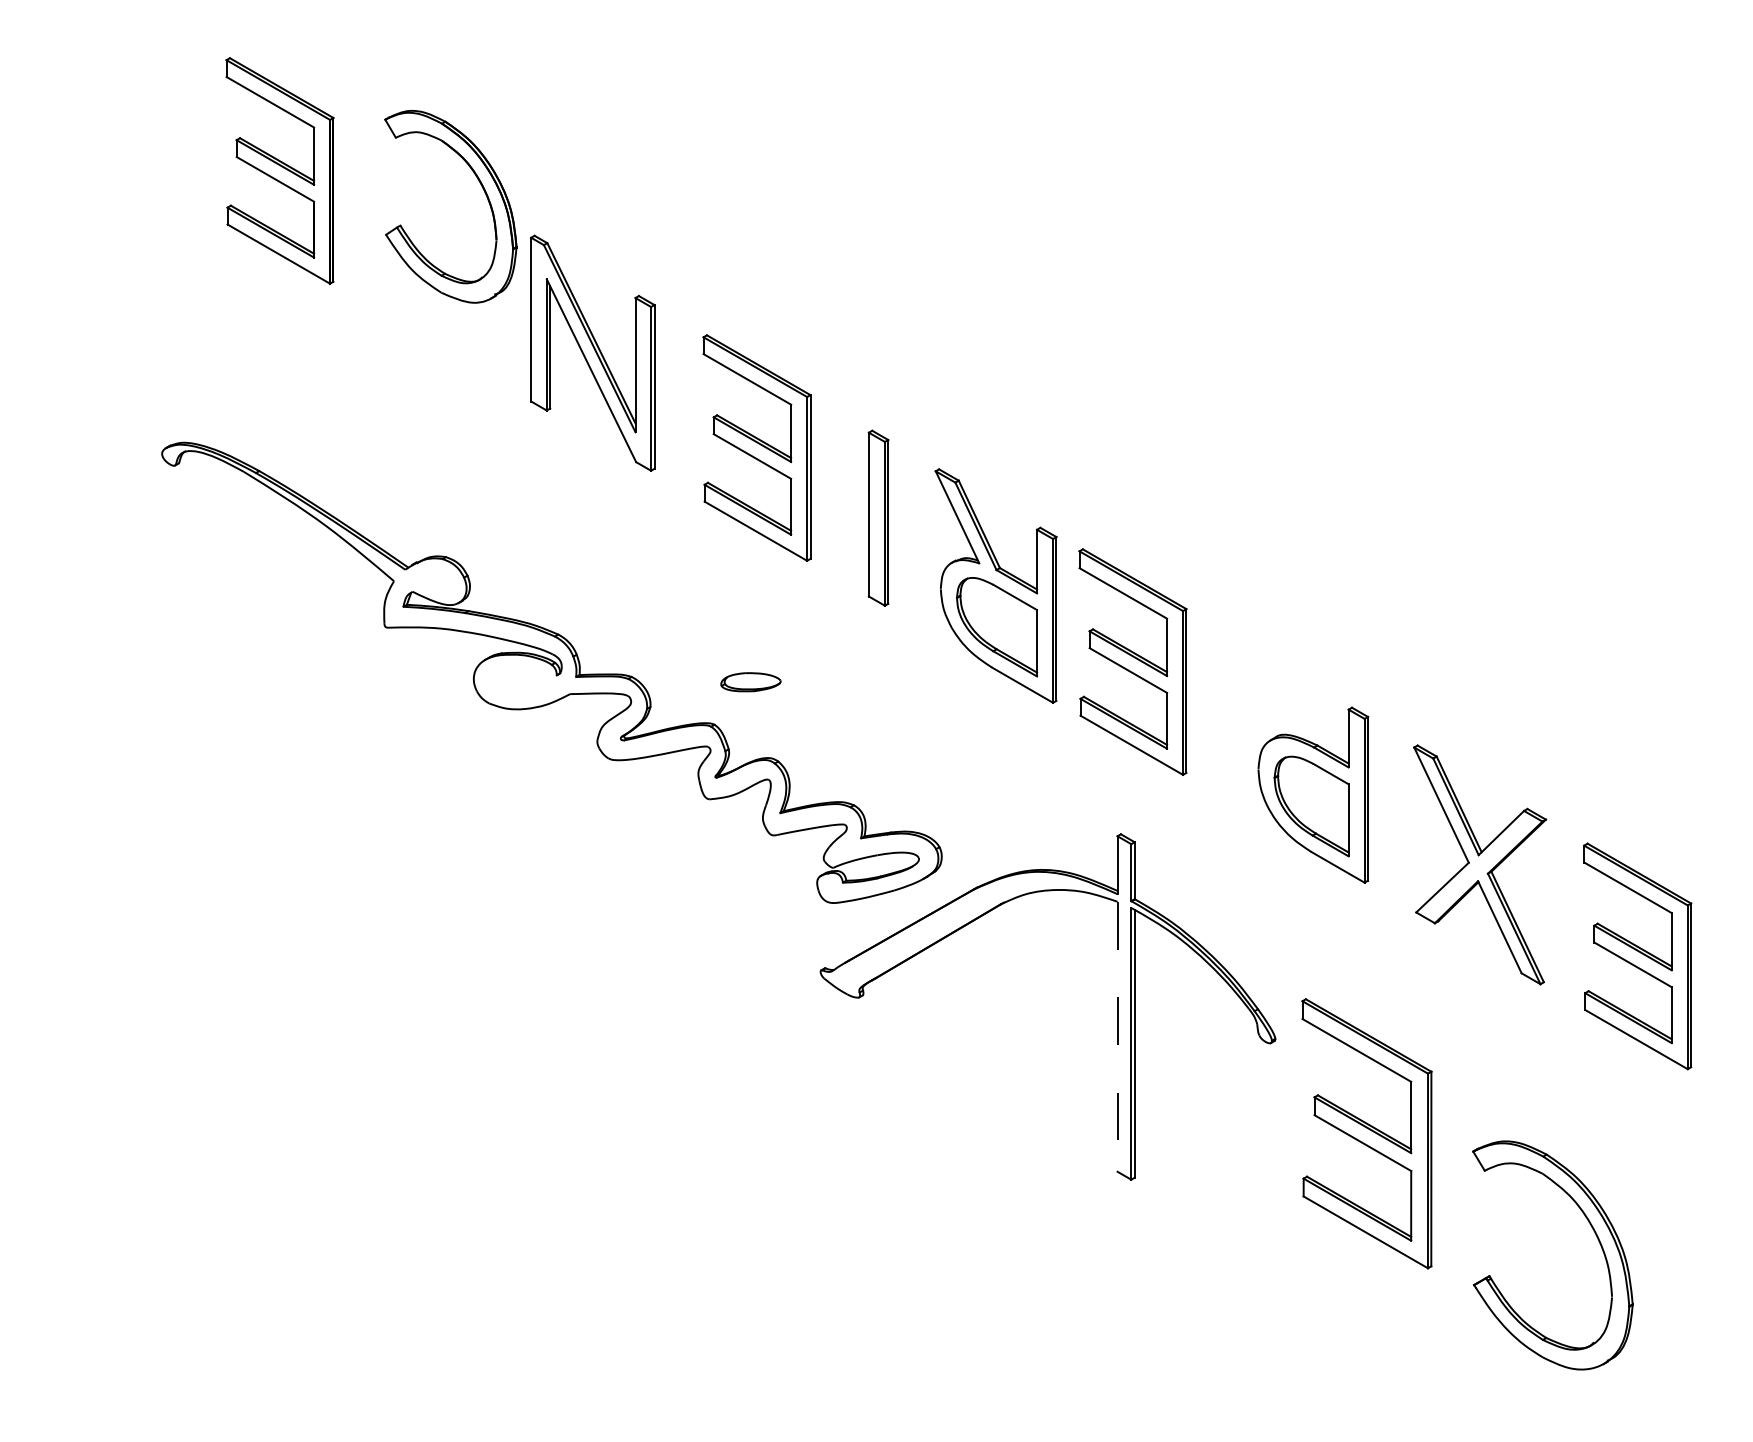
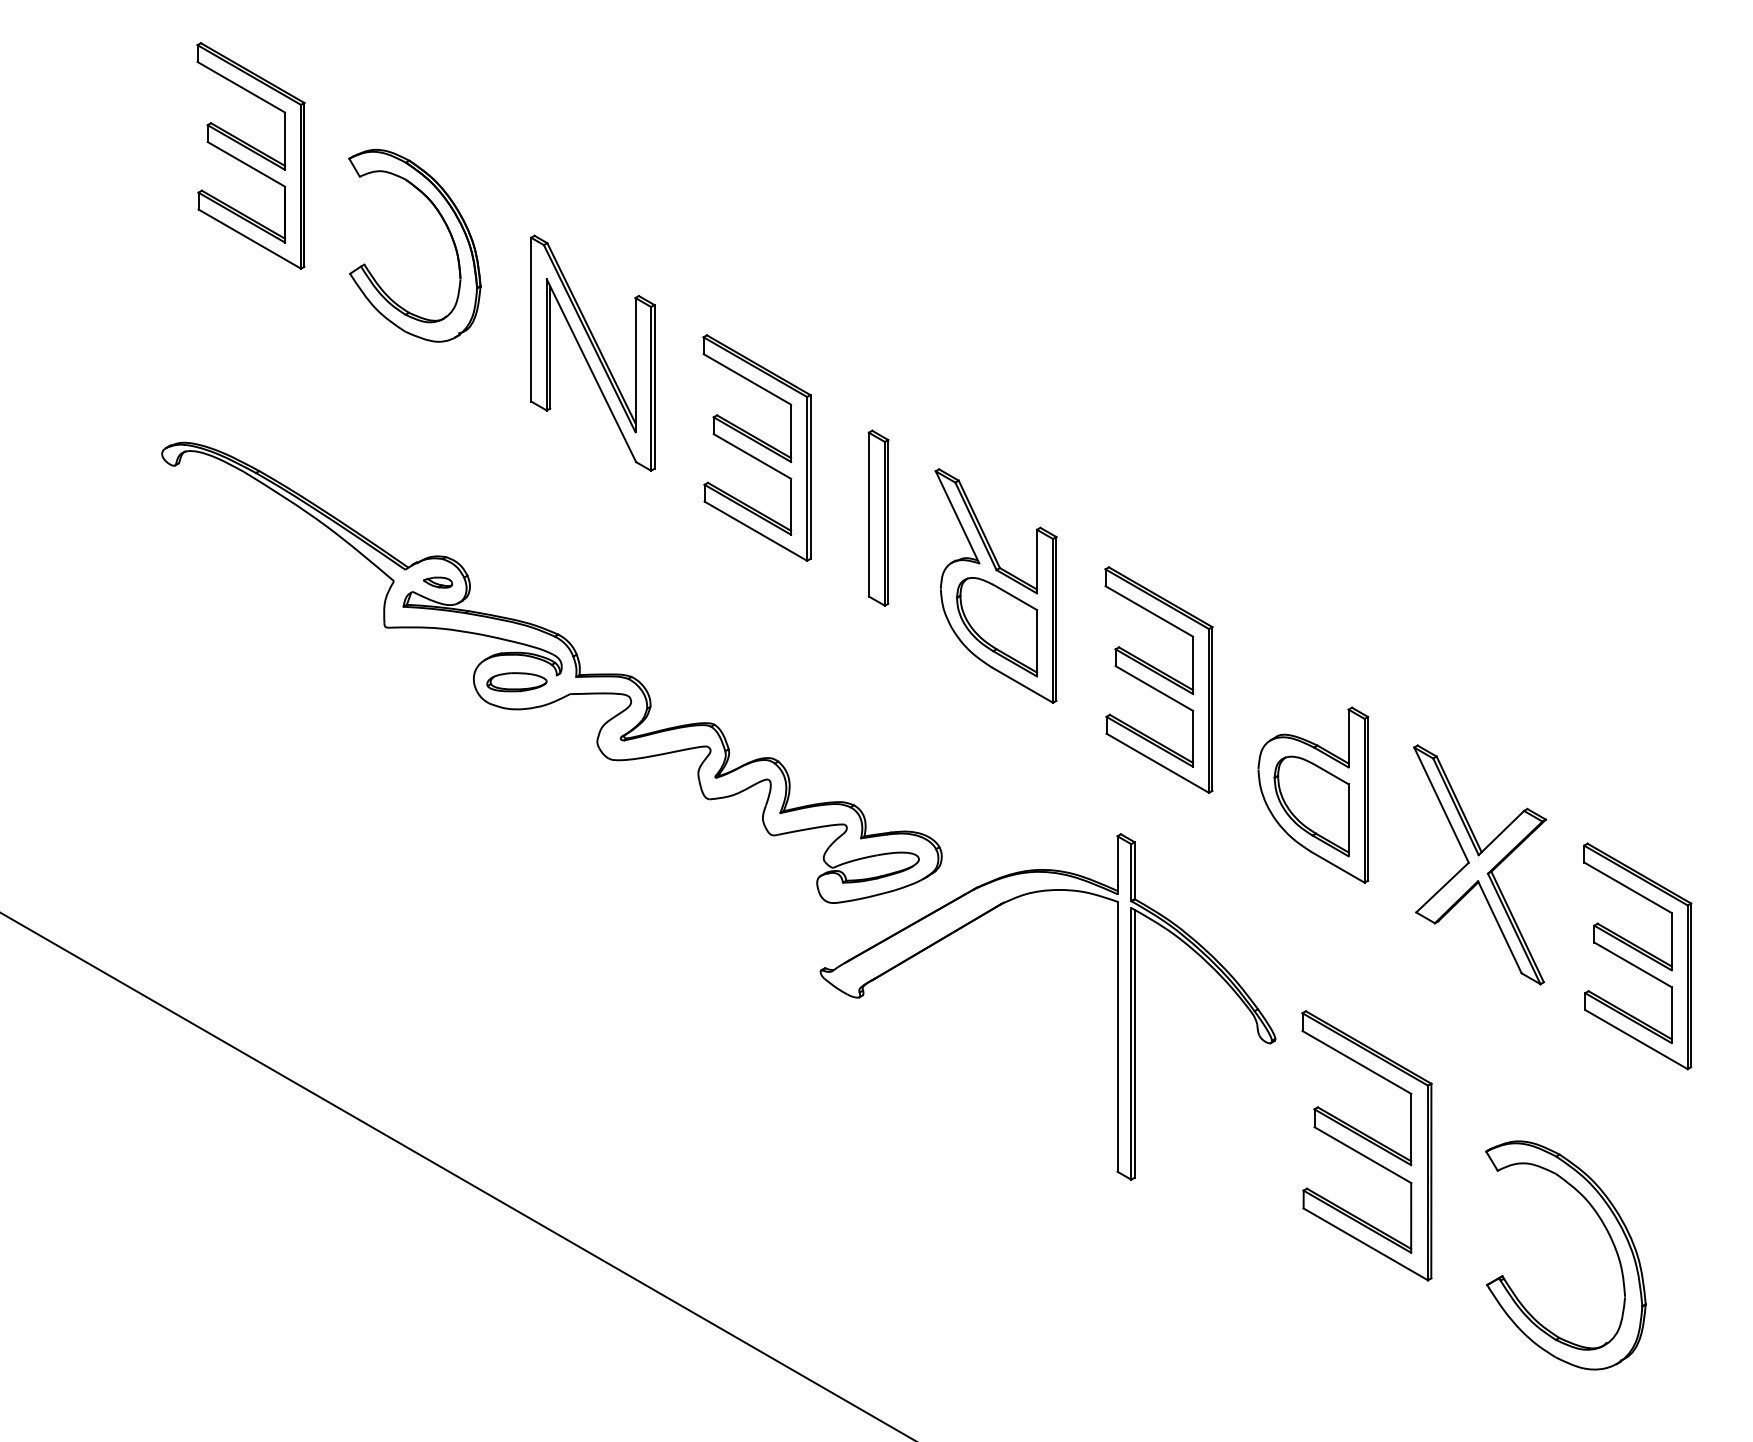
part position: (279, 170) -> (250, 155) (250, 155)
part position: (483, 190) -> (447, 229) (447, 229)
part: none -> present (438, 582)
part position: (1132, 661) -> (1158, 679) (1158, 679)
part position: (750, 682) -> (516, 682) (516, 682)
line: dashed -> solid (1117, 1036)
part position: (1366, 1133) -> (1366, 1145) (1366, 1145)
line: none -> present (457, 1175)
part position: (1594, 1233) -> (1607, 1233) (1607, 1233)
